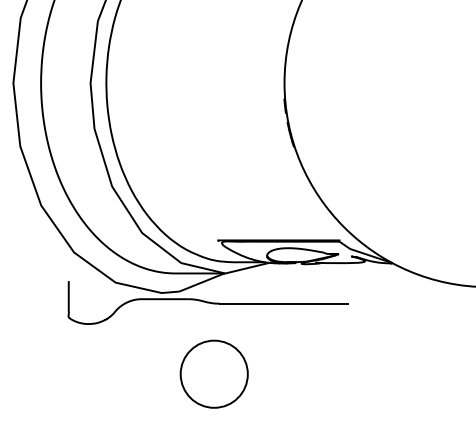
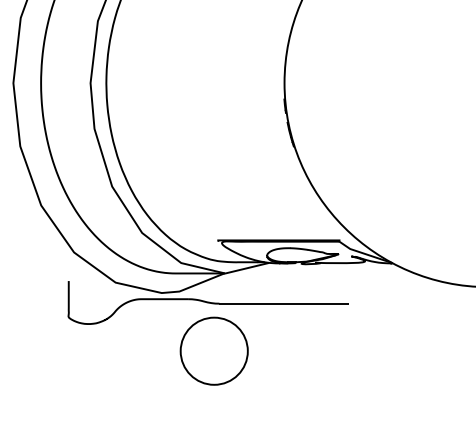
circle position: (213, 373) -> (213, 350) (213, 350)
